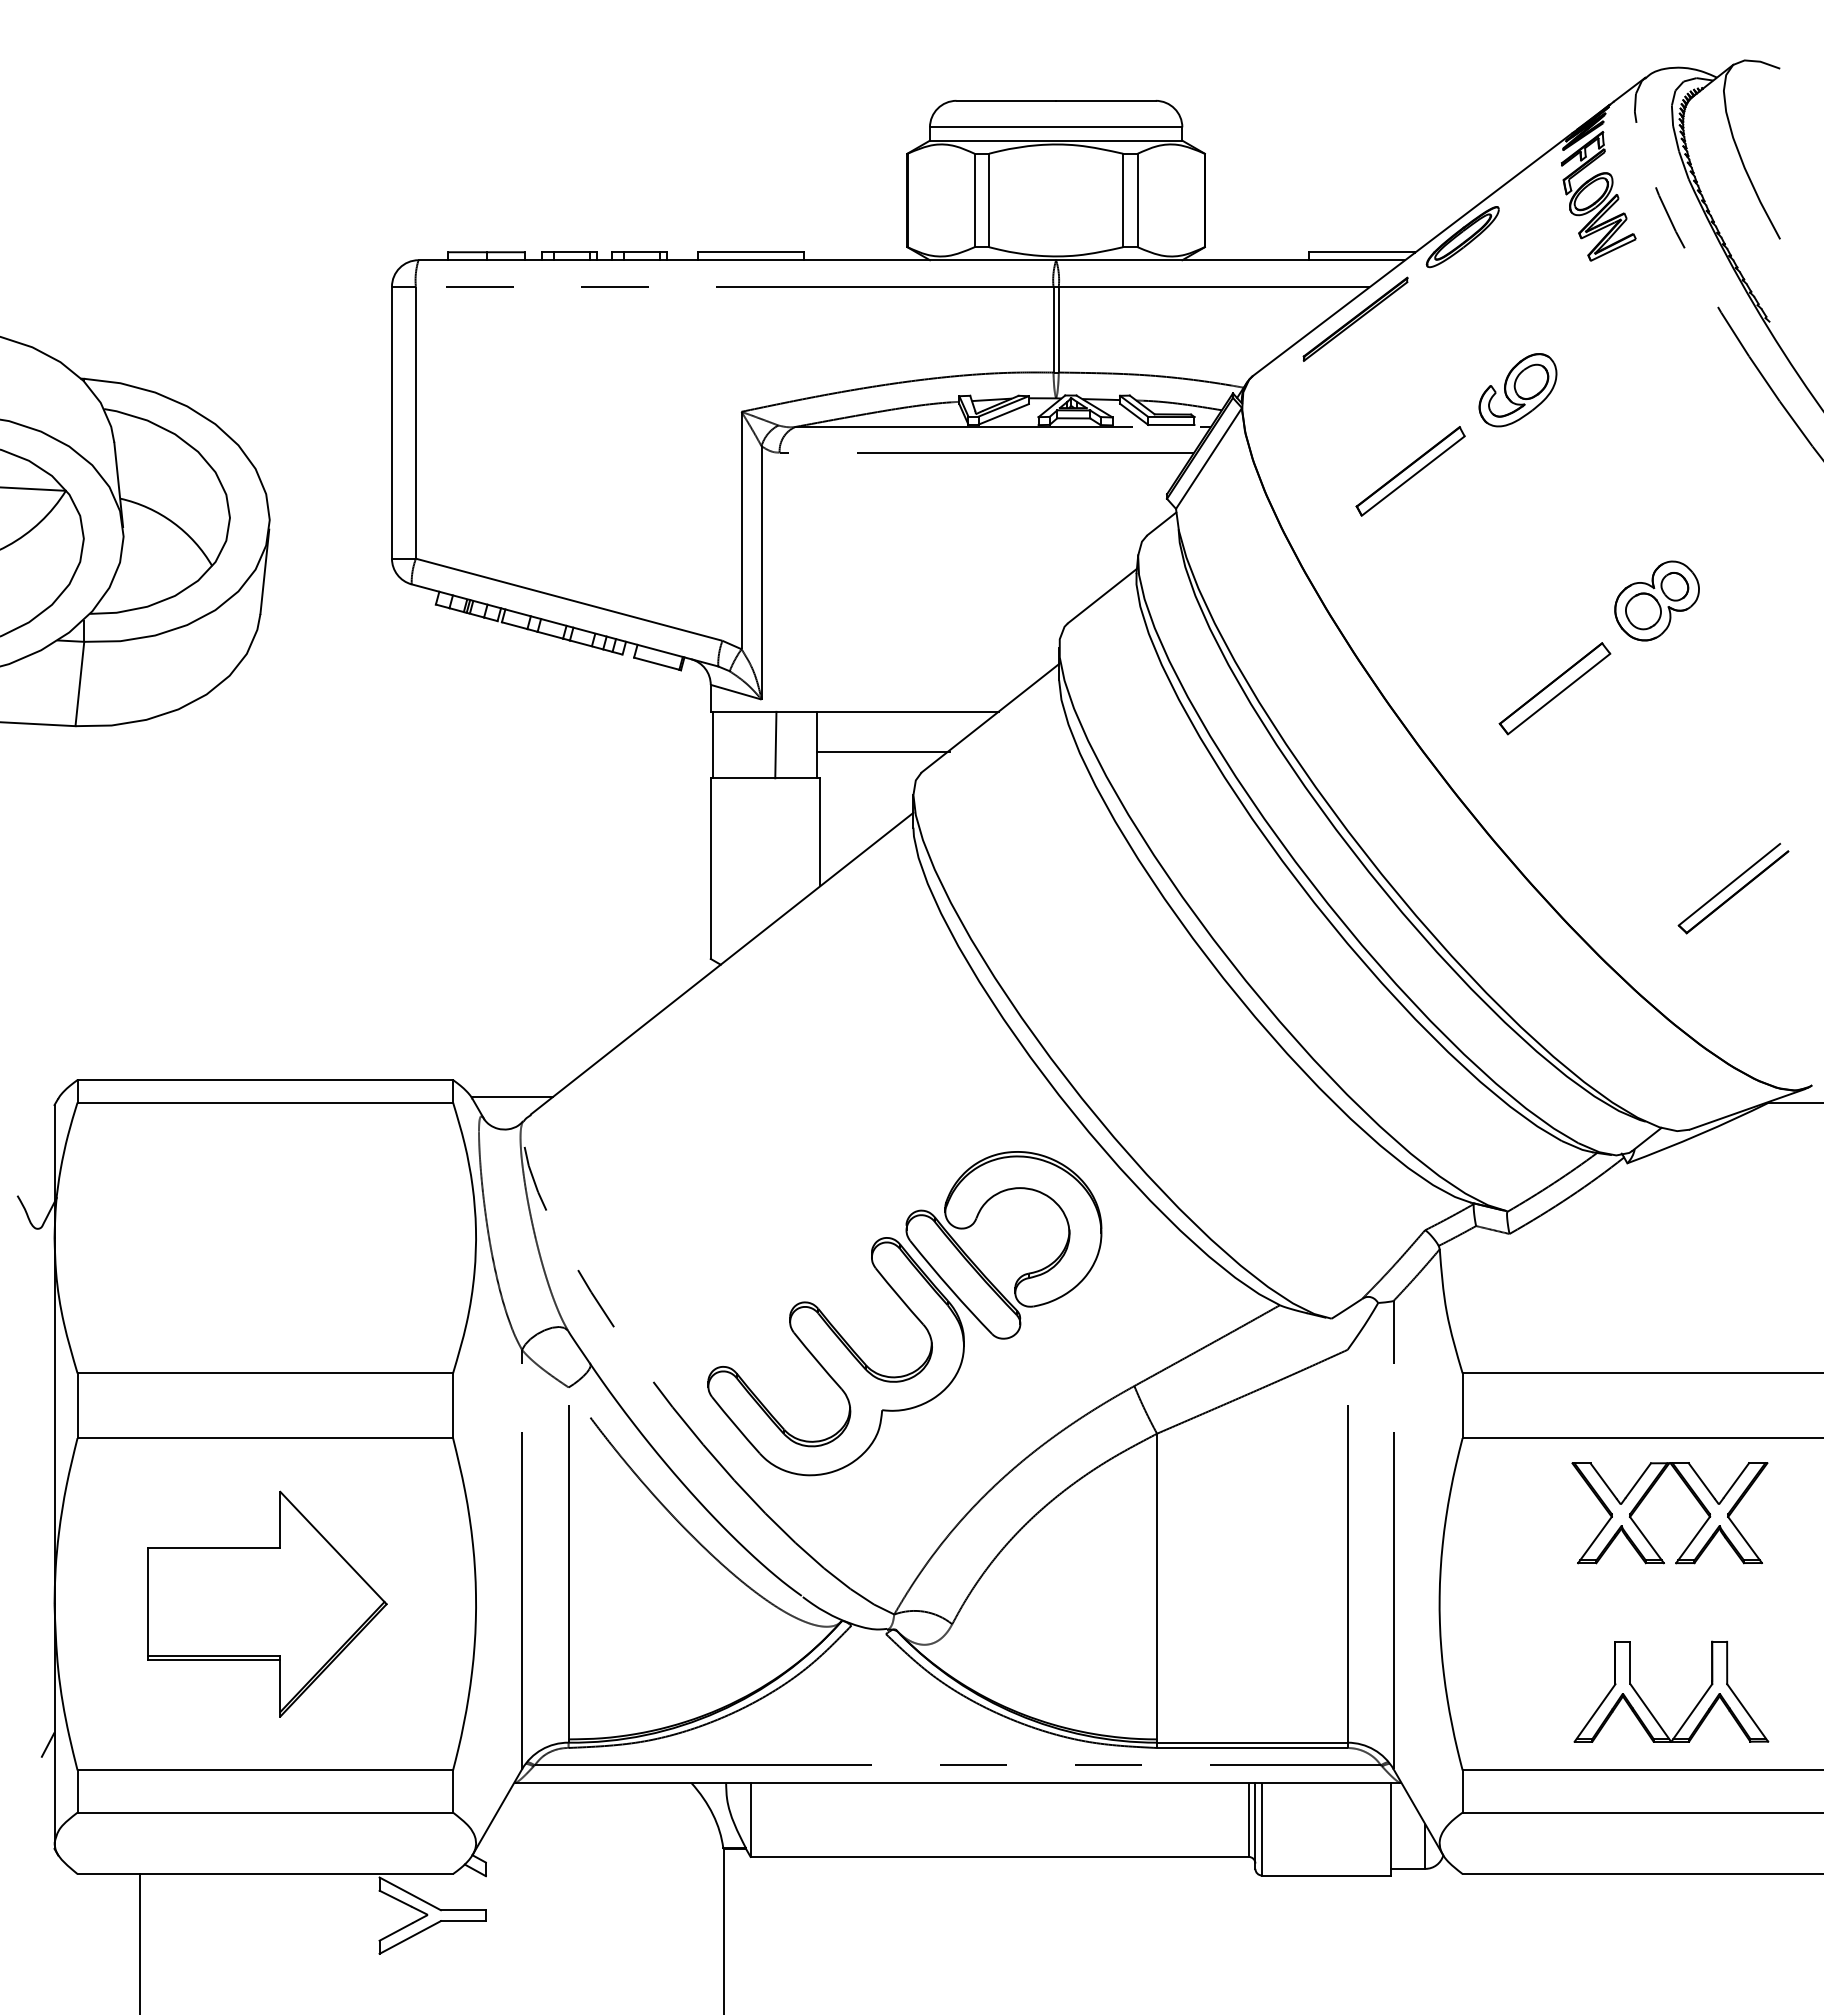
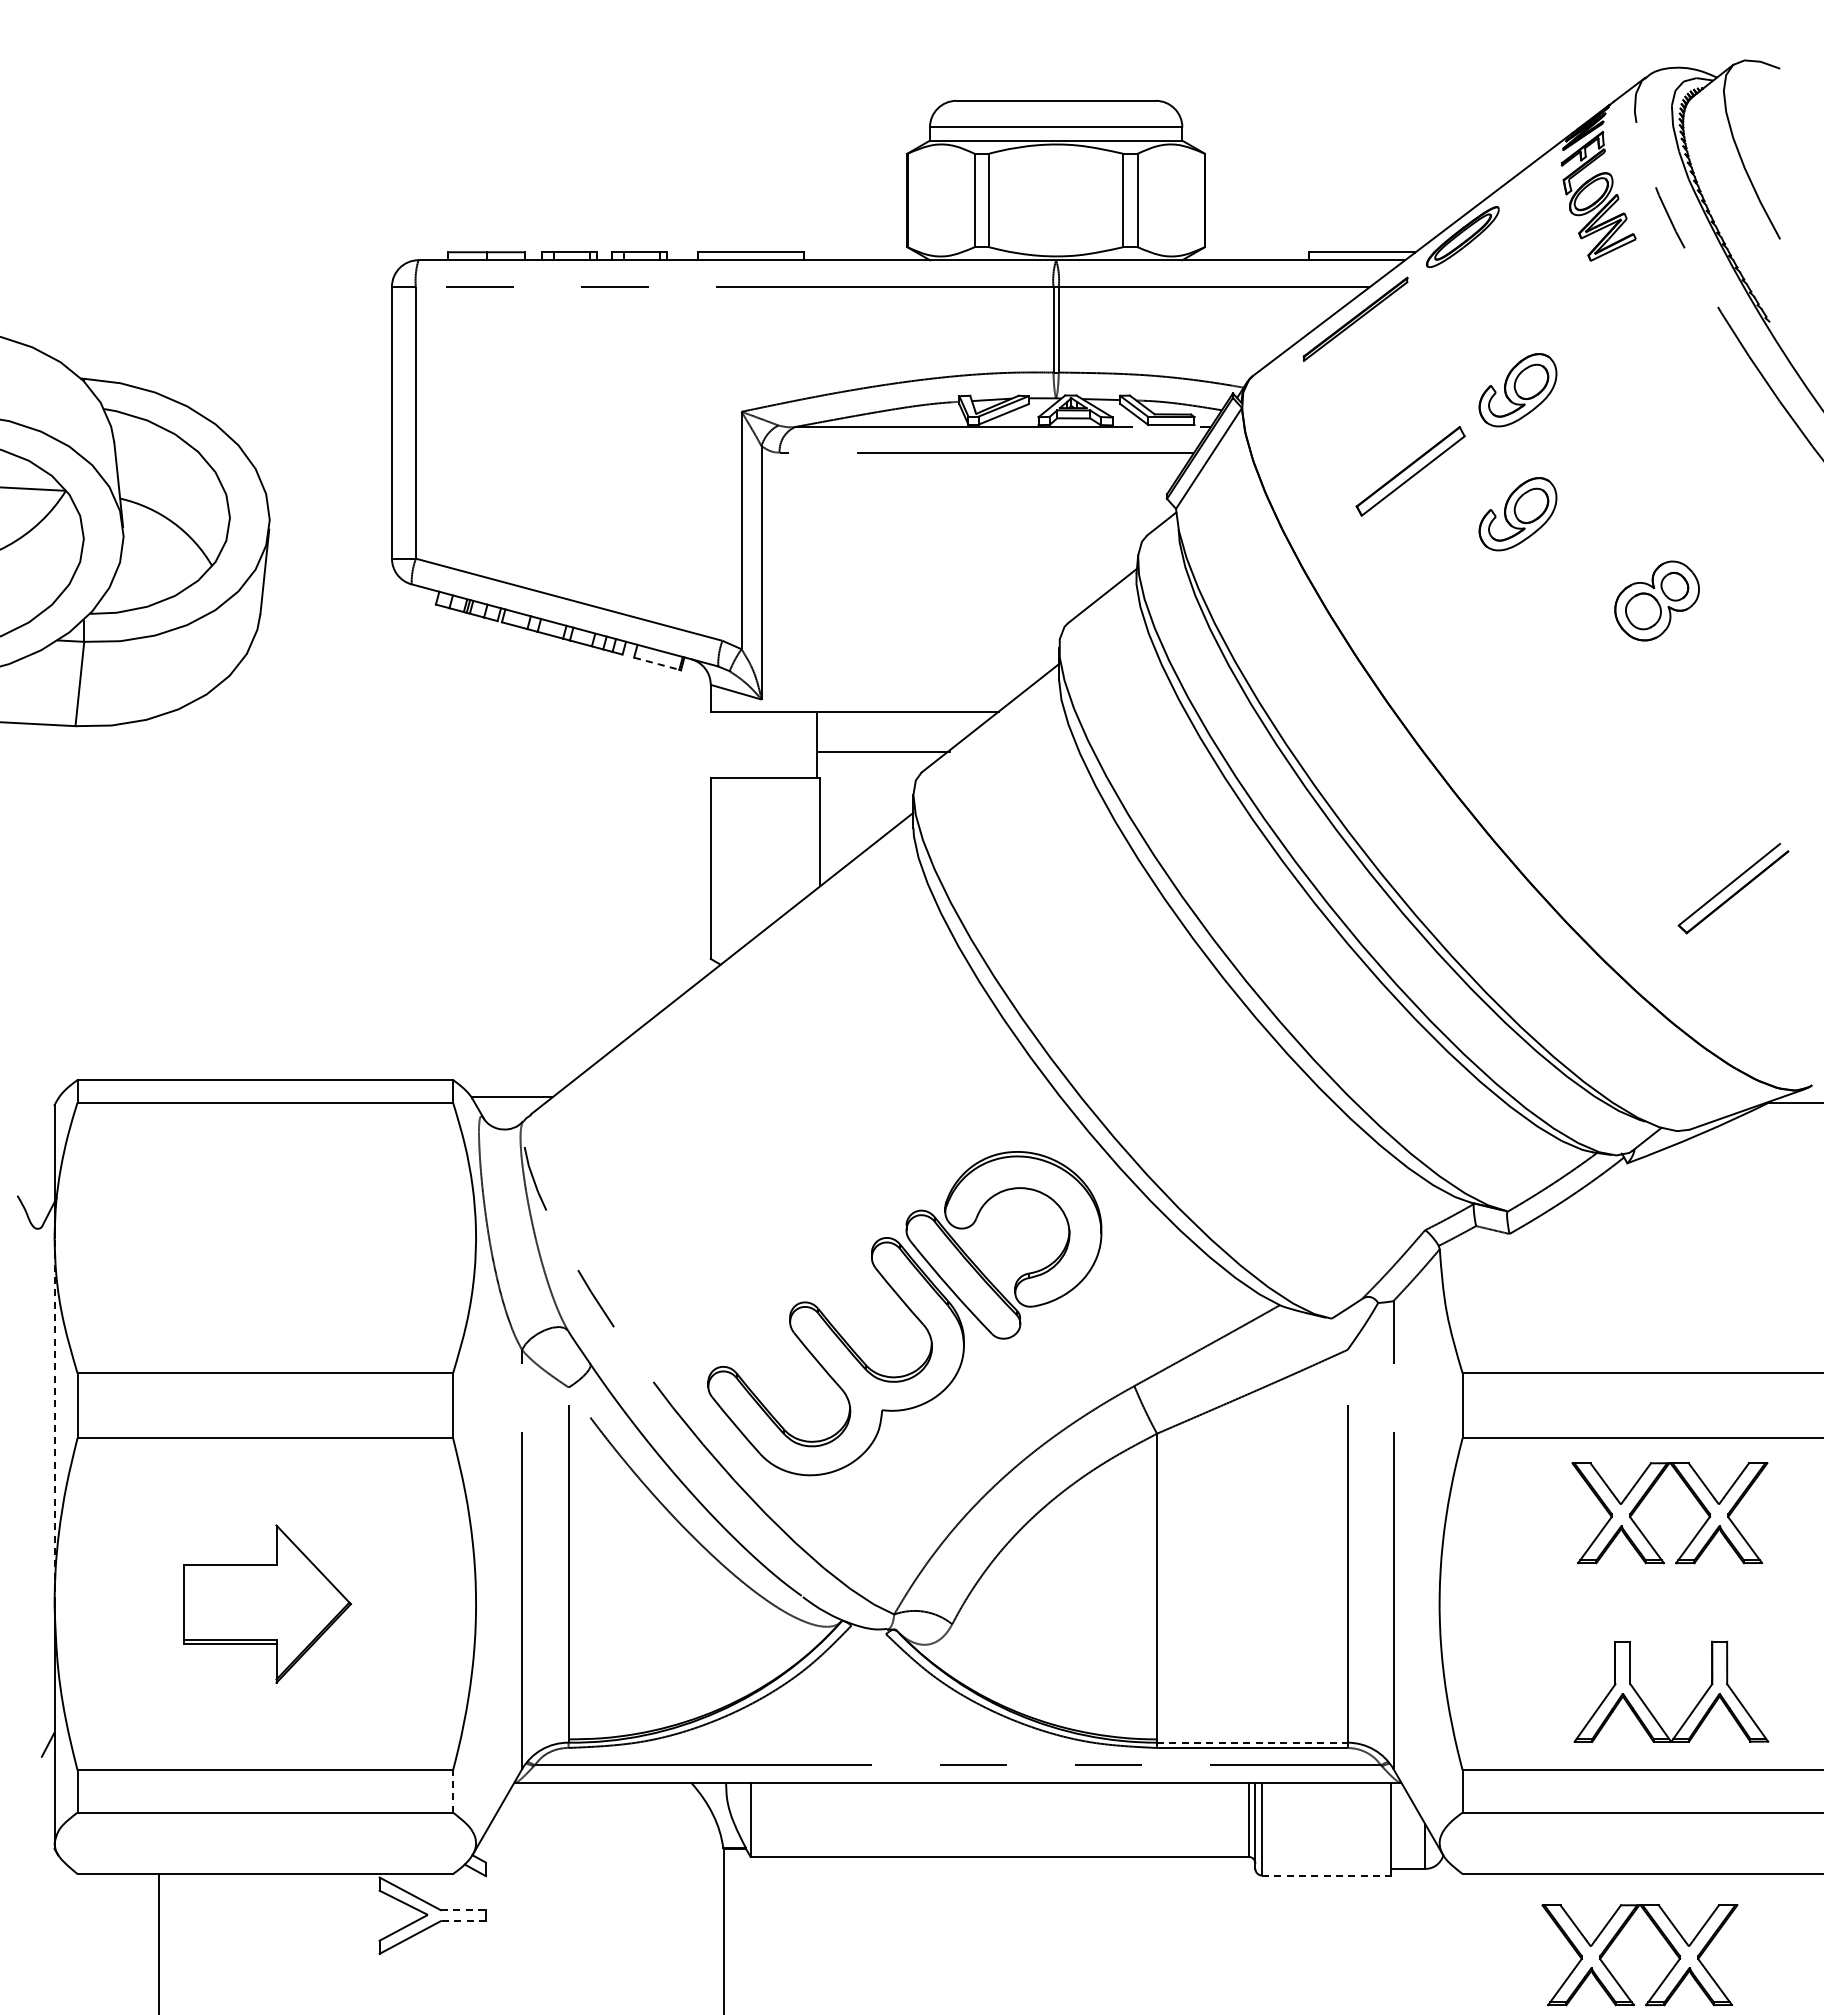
part: none -> present (1517, 514)
line: solid -> dashed (657, 663)
part: present -> none (1554, 688)
line: present -> none (713, 744)
line: present -> none (775, 744)
line: solid -> dashed (54, 1420)
part size: 241x228 px -> 170x160 px (267, 1603)
line: solid -> dashed (1252, 1742)
line: solid -> dashed (453, 1790)
line: solid -> dashed (1326, 1875)
line: solid -> dashed (463, 1910)
line: solid -> dashed (463, 1921)
part: none -> present (1616, 1938)
line position: (139, 1942) -> (158, 1942) (158, 1942)
